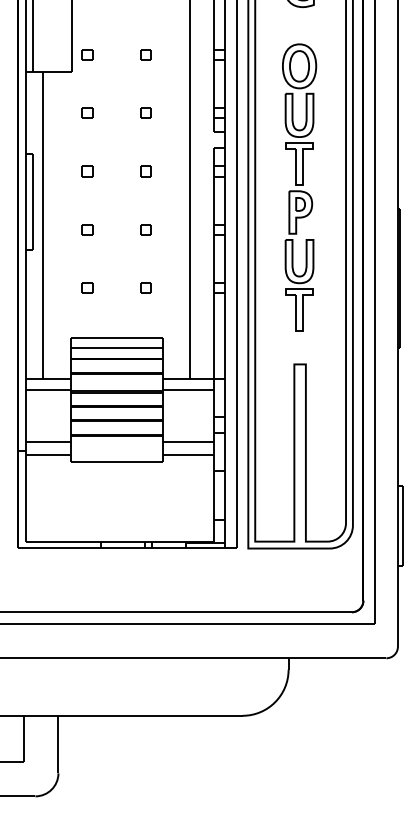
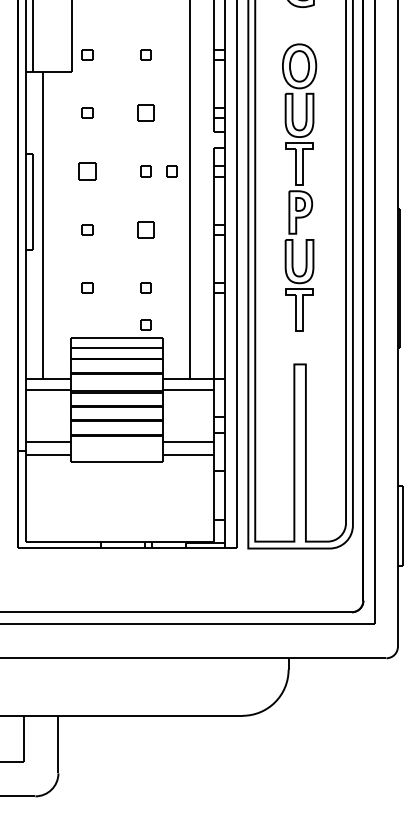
part size: 12x12 px -> 18x18 px (145, 112)
part size: 13x13 px -> 19x19 px (87, 171)
part: none -> present (171, 171)
part size: 12x12 px -> 18x18 px (145, 229)
part: none -> present (145, 324)
